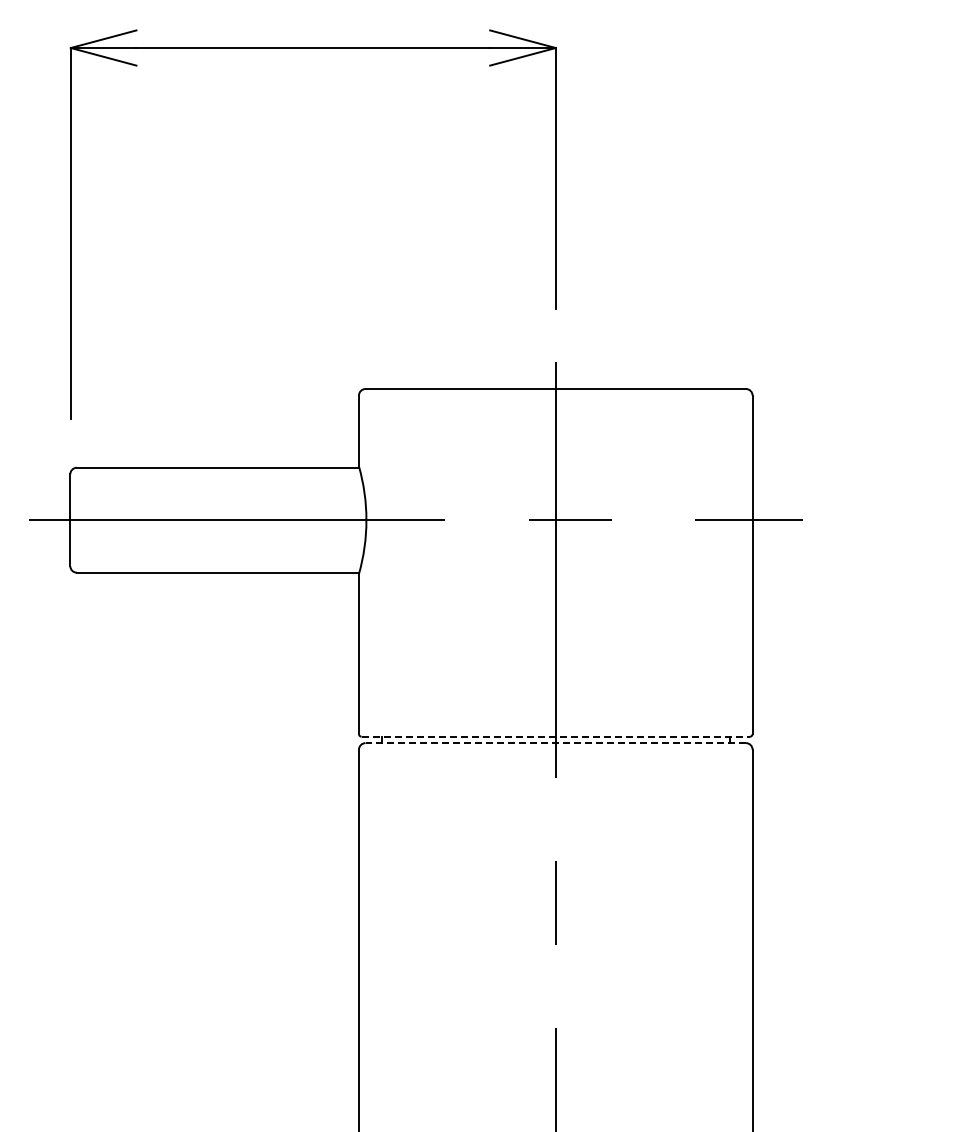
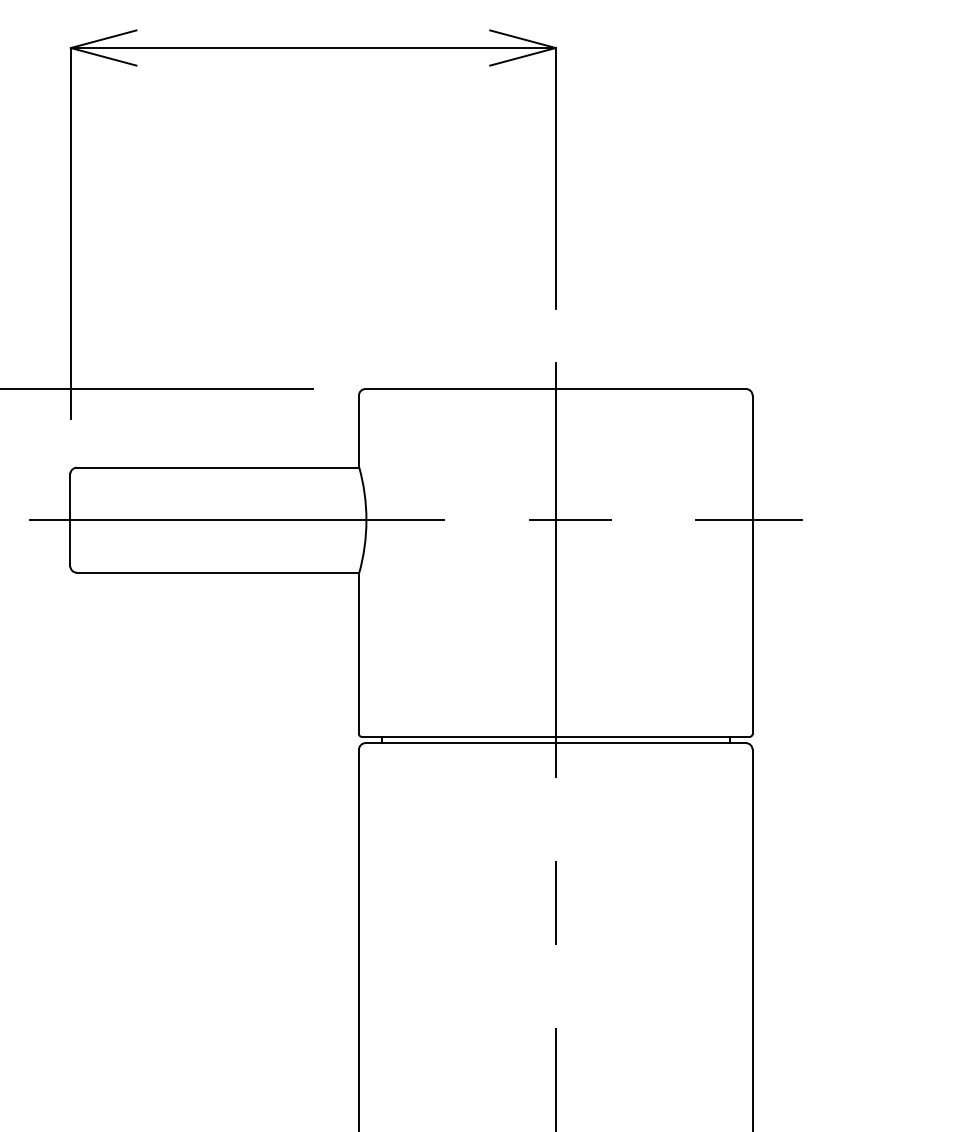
line: none -> present (157, 389)
line: dashed -> solid (556, 736)
line: dashed -> solid (555, 743)
